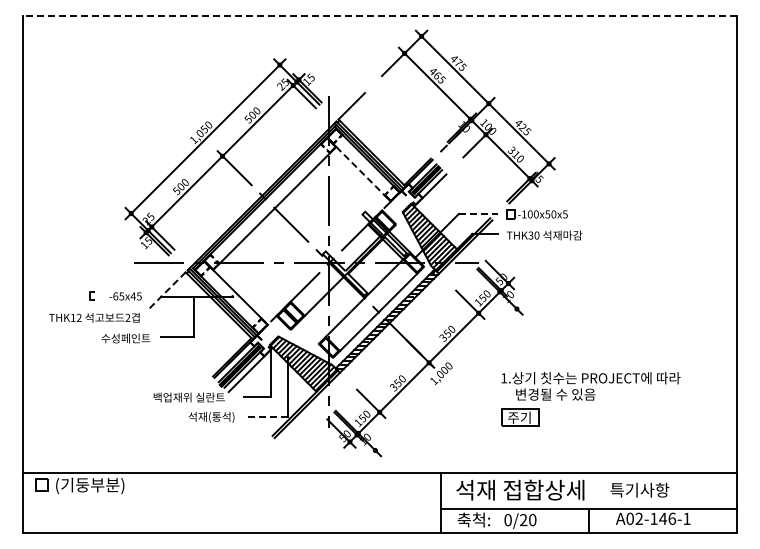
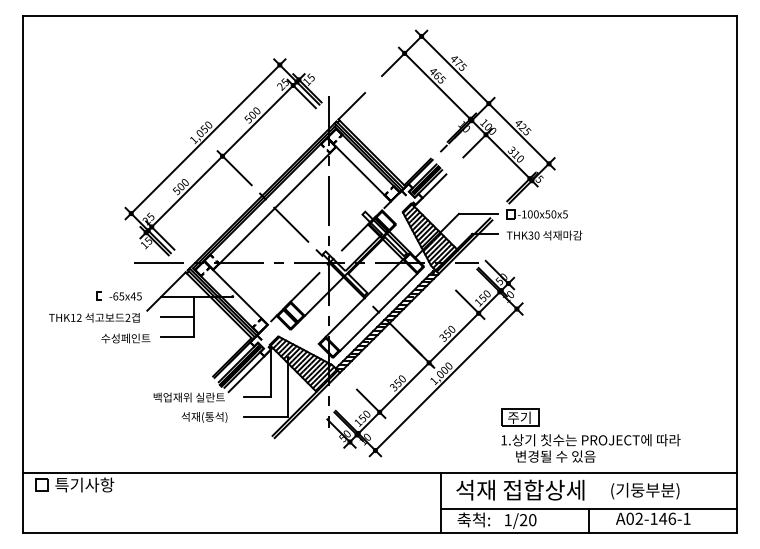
line: dashed -> solid (379, 16)
line: dashed -> solid (363, 174)
line: dashed -> solid (478, 213)
line: dashed -> solid (166, 291)
line position: (90, 295) -> (97, 295) (97, 295)
line: none -> present (177, 316)
line: none -> present (445, 379)
text position: (590, 386) -> (590, 448) (590, 448)
line: dashed -> solid (265, 416)
text position: (211, 417) -> (204, 417) (204, 417)
text: (기둥부분) -> 특기사항 (89, 485)
text: 특기사항 -> (기둥부분) (644, 490)
text: 0/20 -> 1/20 (507, 520)
